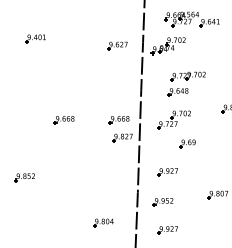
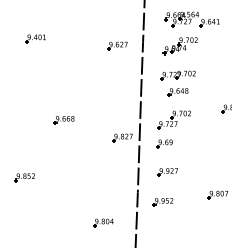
part position: (167, 46) -> (179, 46) (179, 46)
part position: (187, 76) -> (177, 75) (177, 75)
part: present -> none (118, 120)
part position: (187, 143) -> (164, 143) (164, 143)
part: present -> none (167, 230)
